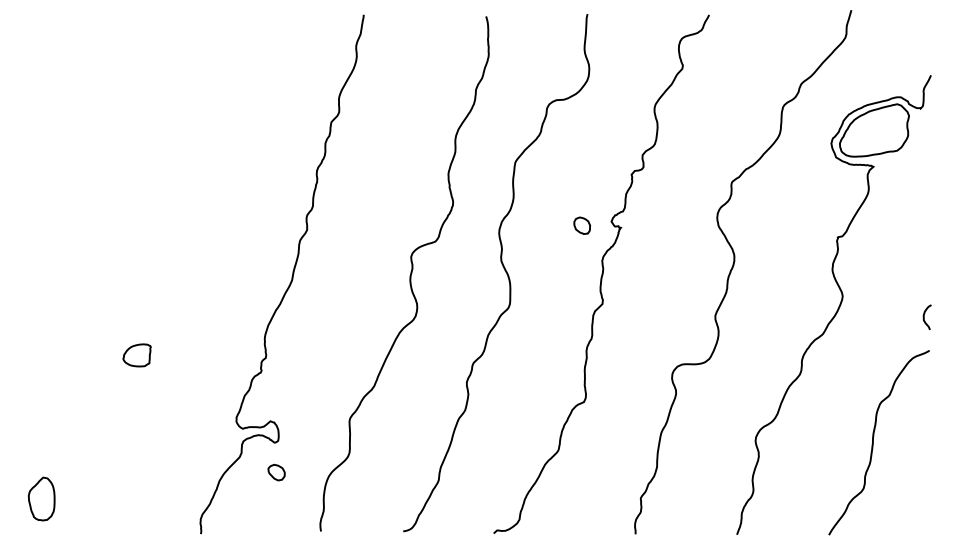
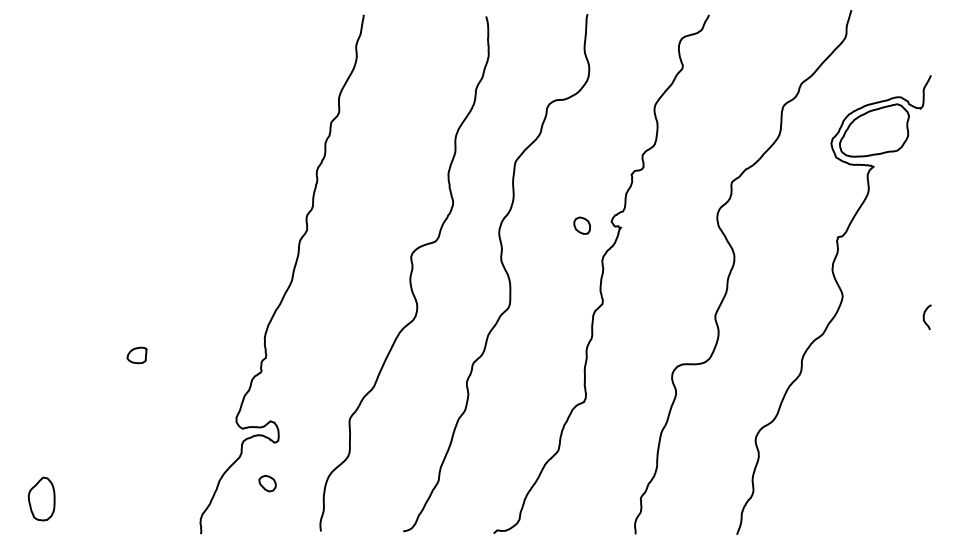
part size: 30x25 px -> 22x19 px (136, 355)
curve: present -> none (873, 442)
part position: (276, 472) -> (267, 483) (267, 483)
